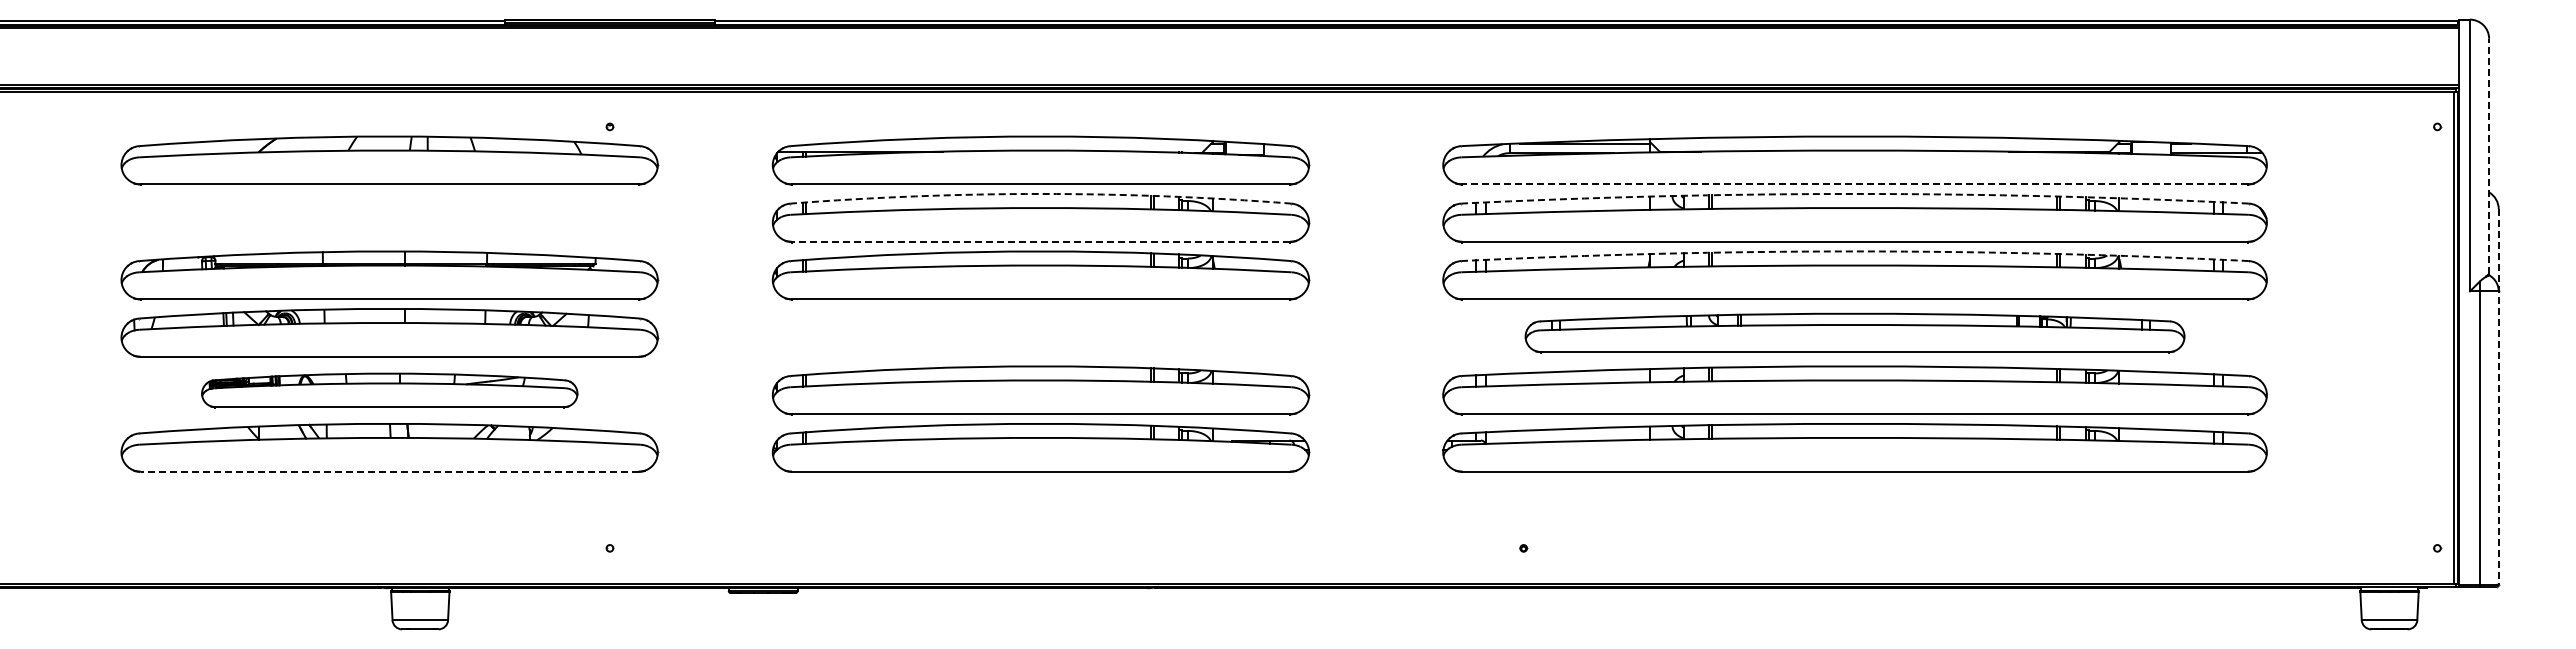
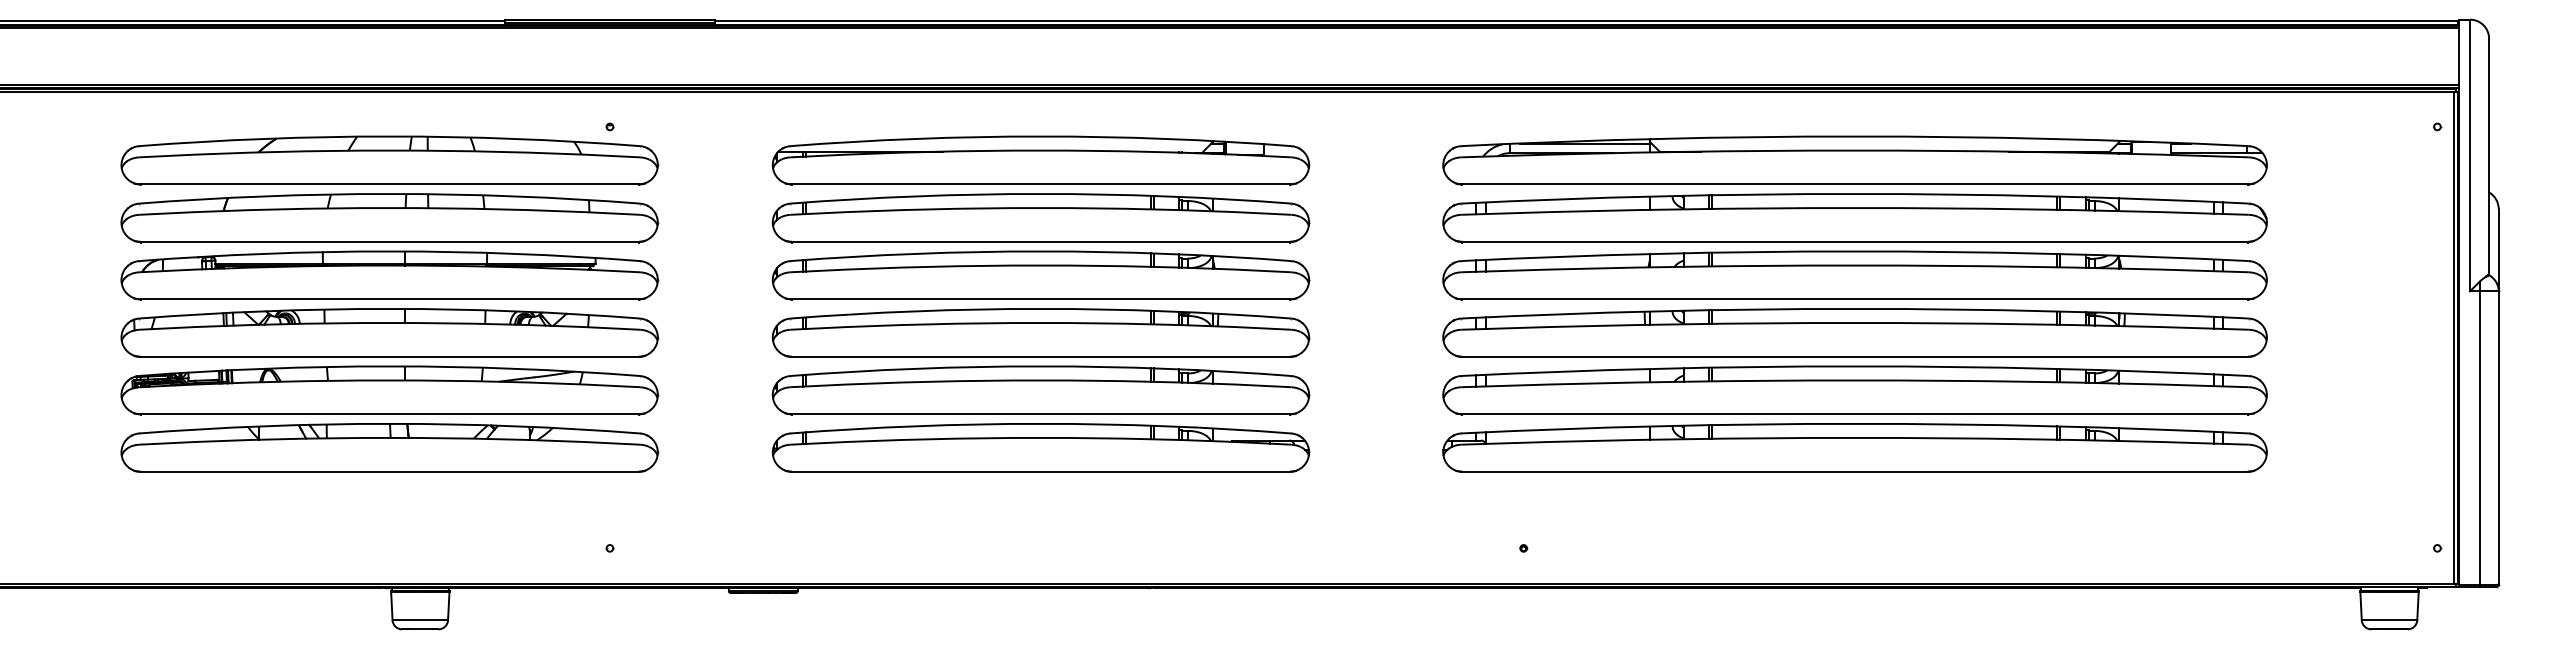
line: dashed -> solid (2489, 156)
line: dashed -> solid (1855, 184)
arc: dashed -> solid (1040, 193)
arc: dashed -> solid (1855, 193)
part: none -> present (389, 218)
line: dashed -> solid (1040, 241)
arc: dashed -> solid (1855, 251)
part: none -> present (1040, 332)
part size: 662x42 px -> 826x50 px (1854, 332)
part size: 378x37 px -> 540x51 px (389, 390)
line: dashed -> solid (2498, 396)
line: dashed -> solid (389, 471)
